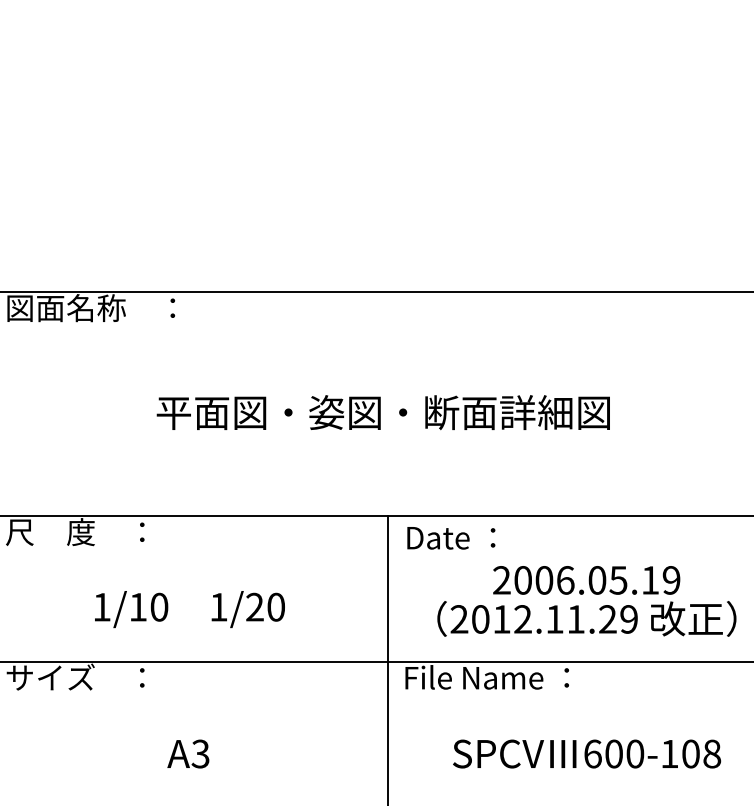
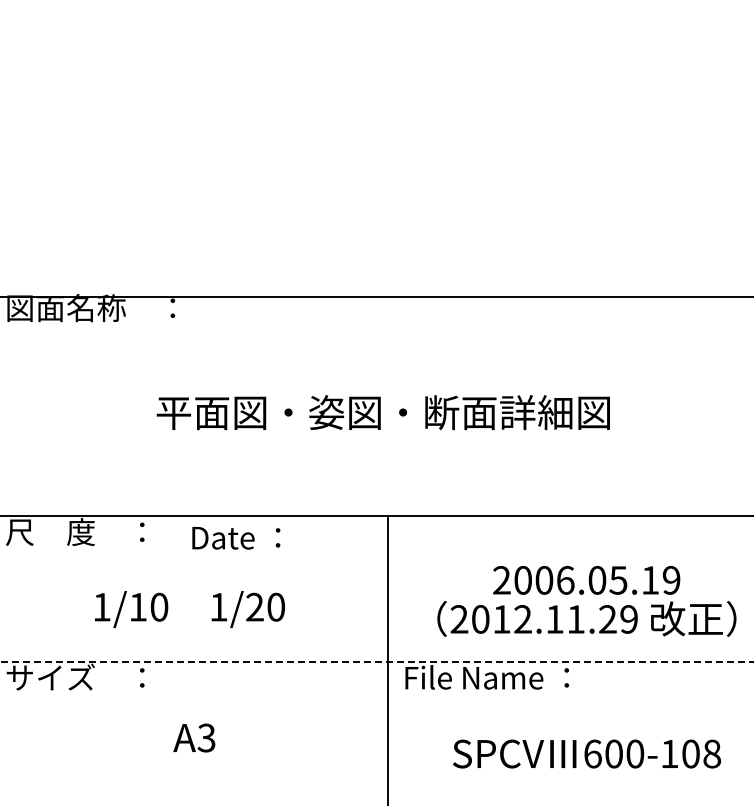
line position: (376, 292) -> (376, 297) (376, 297)
text position: (451, 538) -> (236, 538) (236, 538)
line: solid -> dashed (377, 661)
text position: (188, 753) -> (194, 737) (194, 737)
